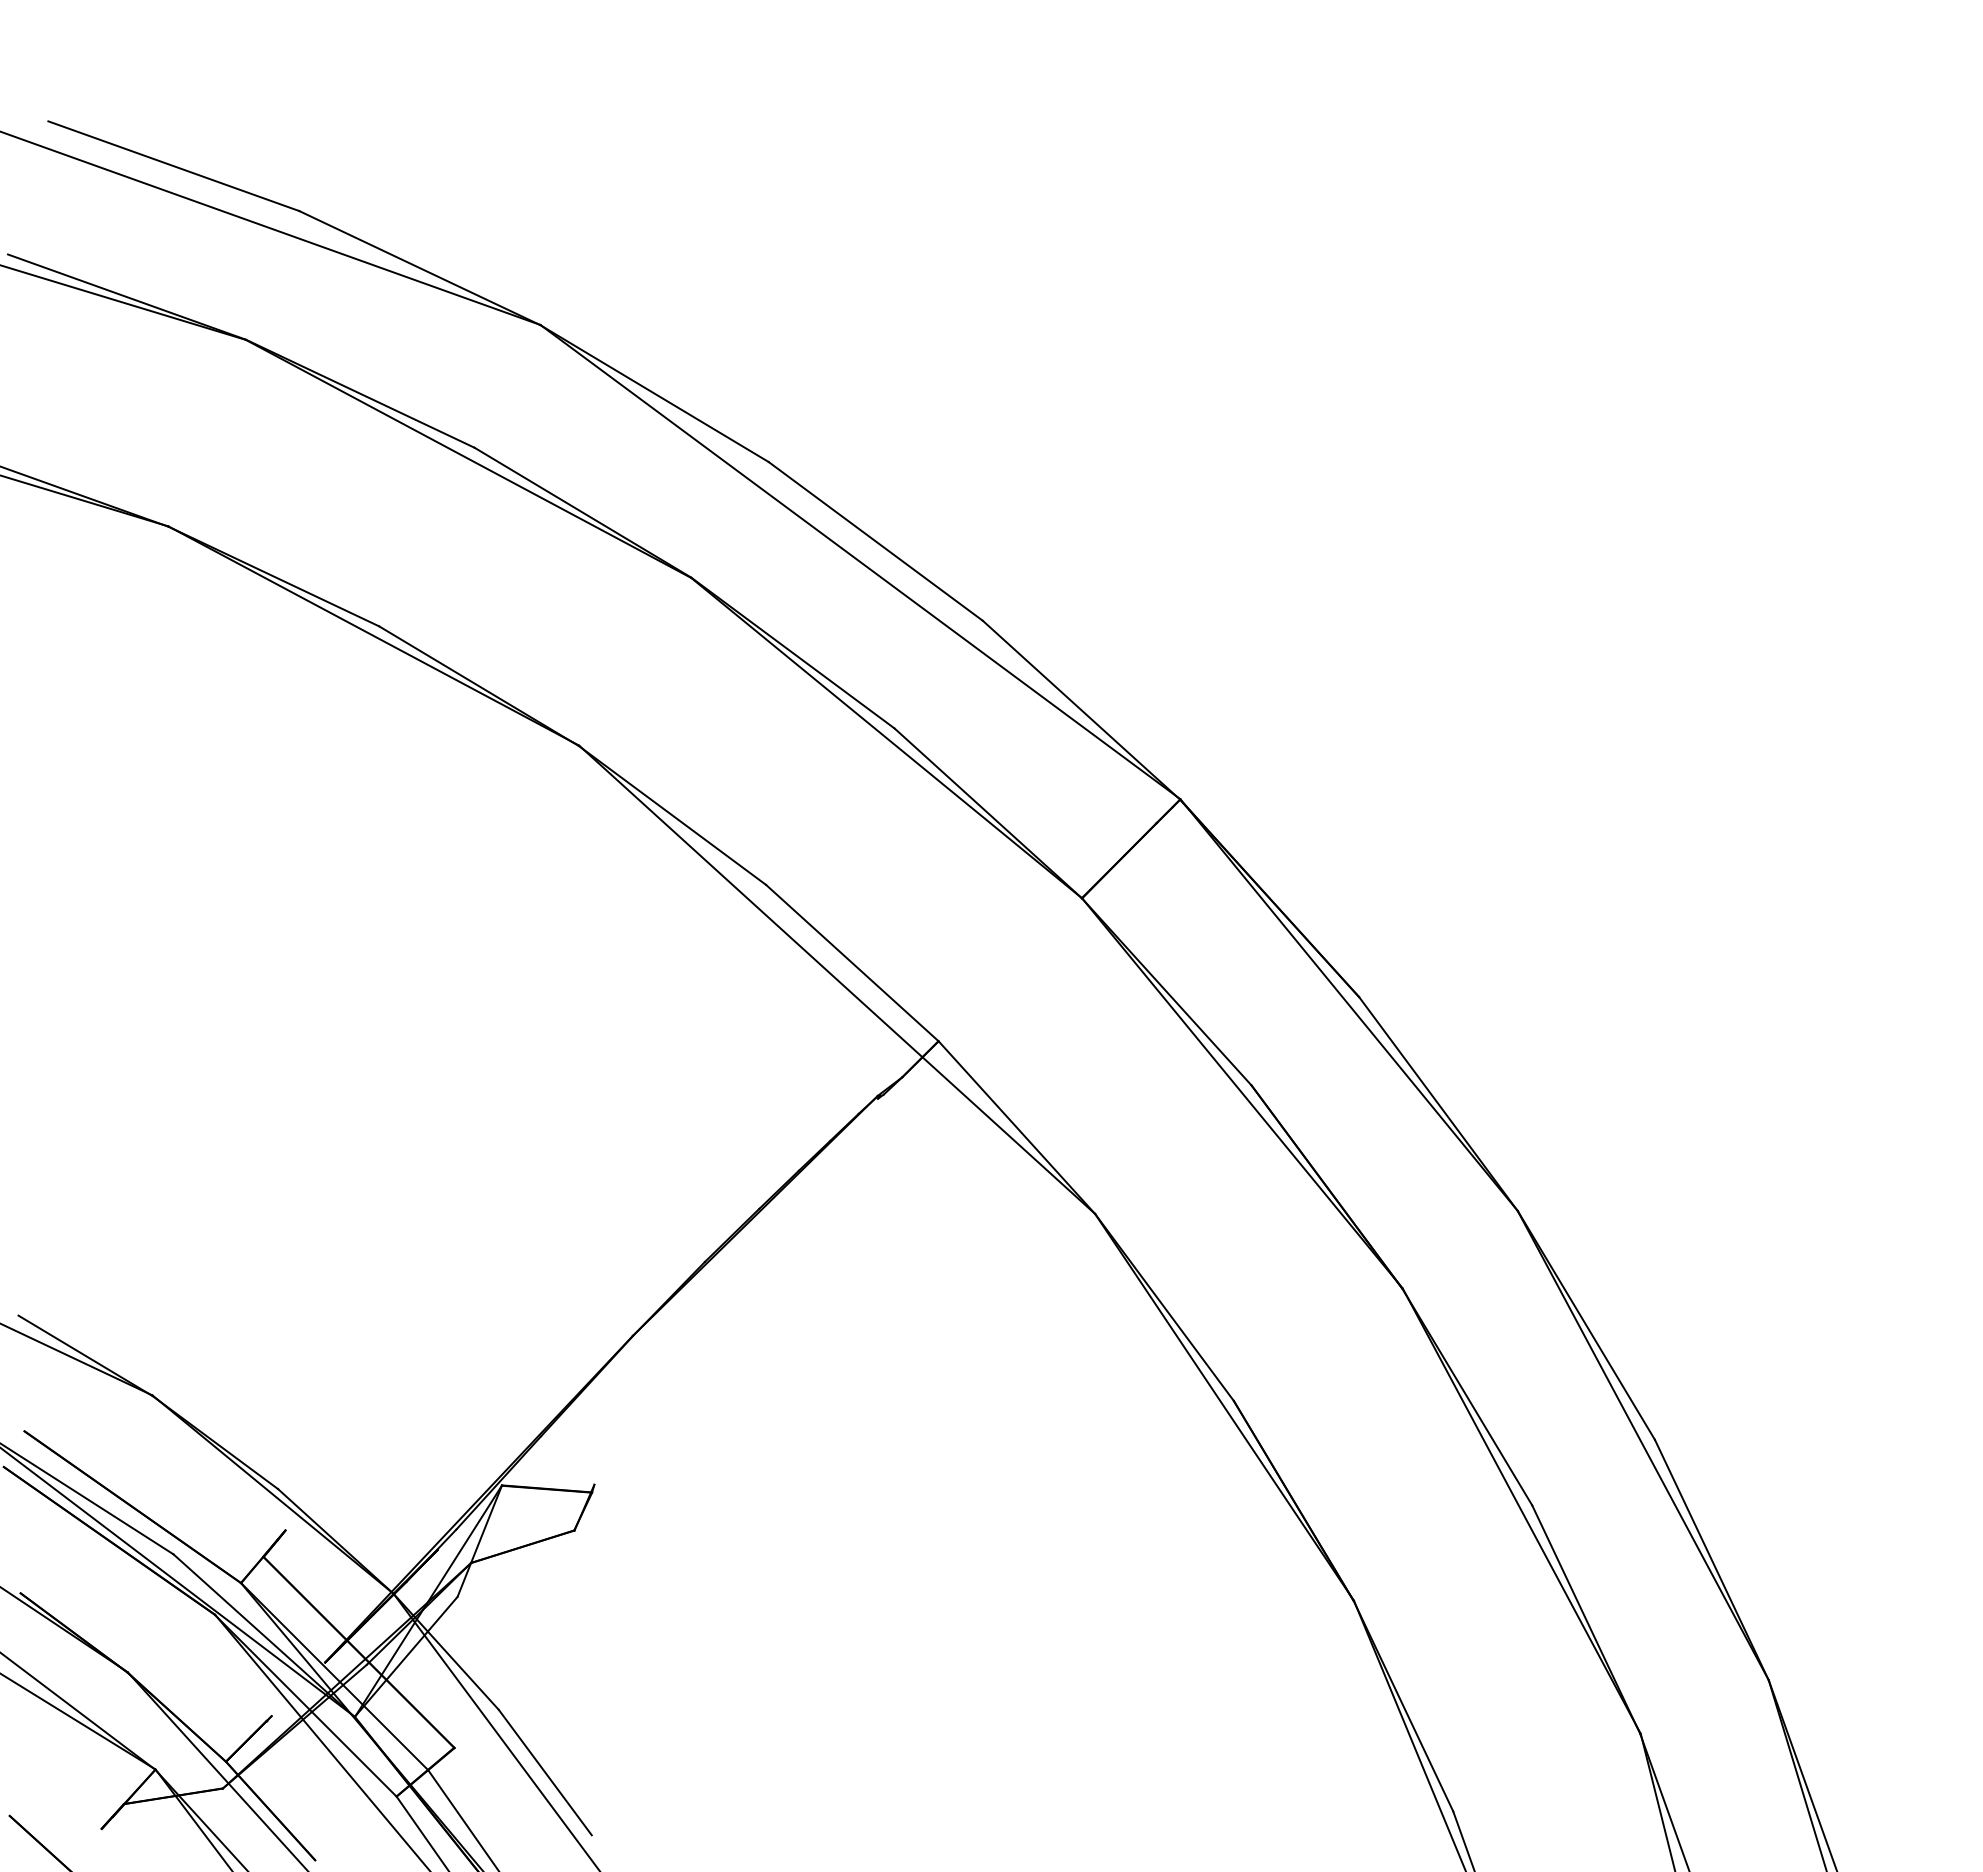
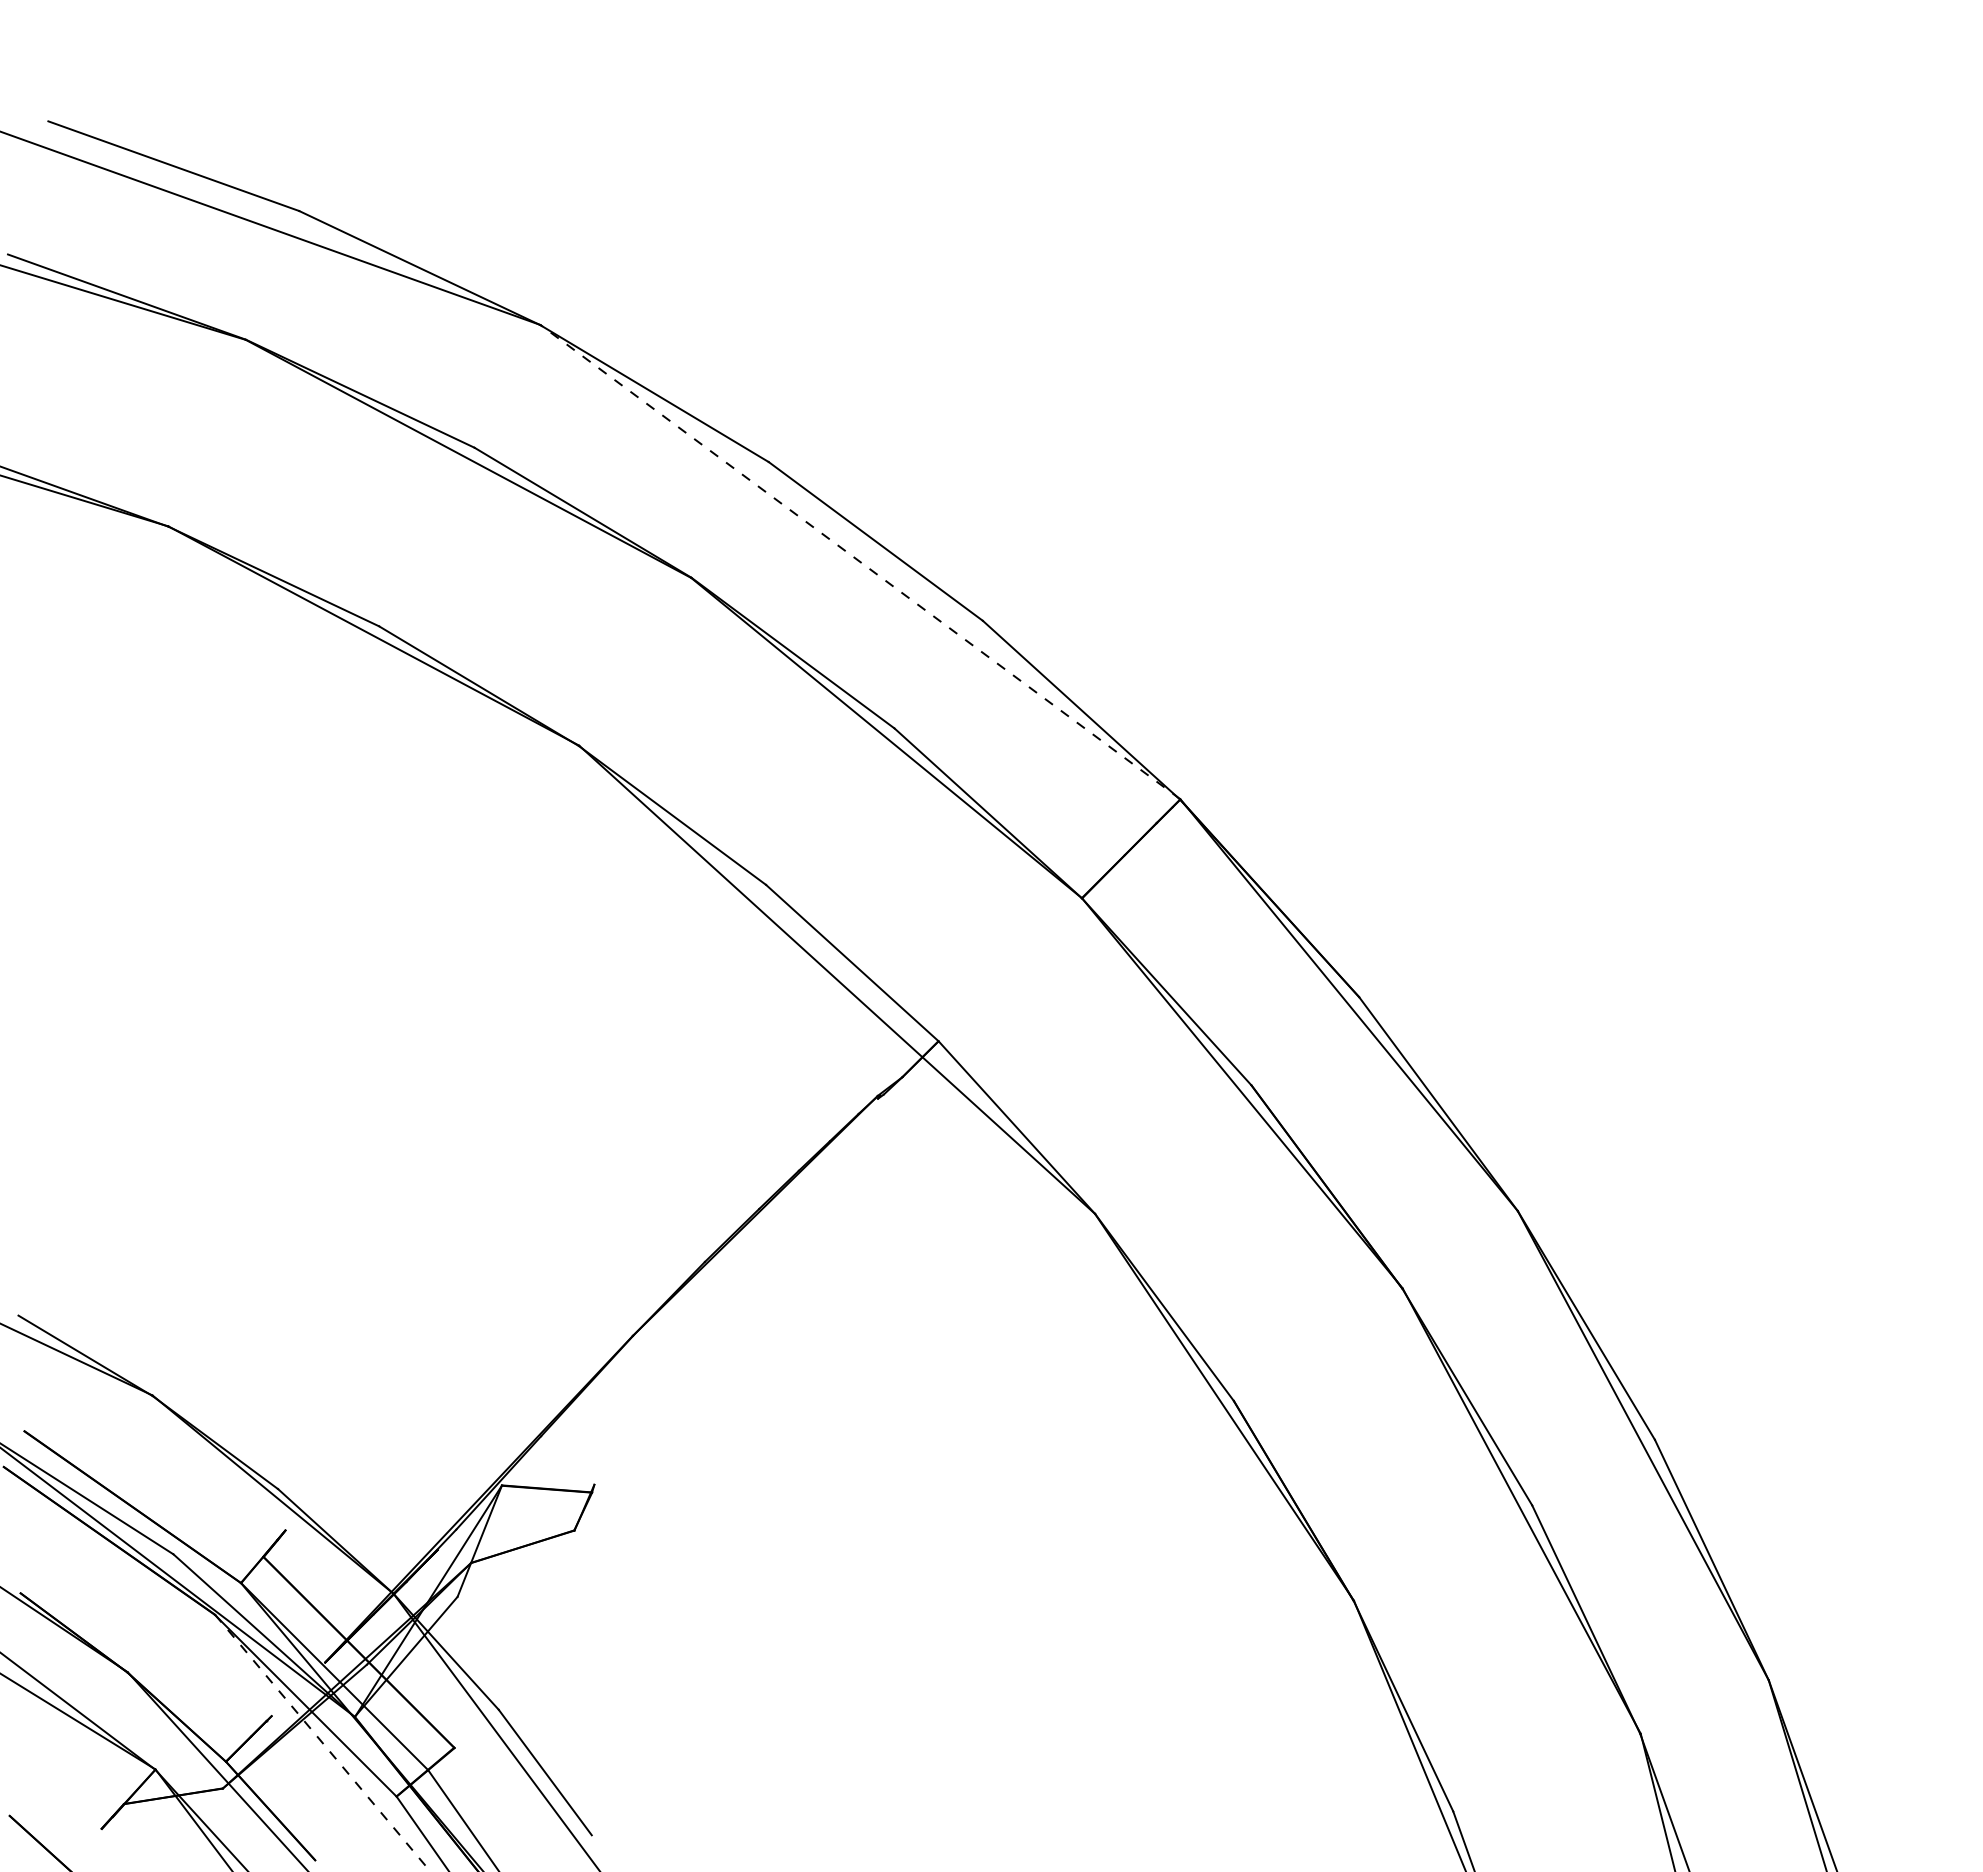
line: solid -> dashed (860, 561)
line: solid -> dashed (322, 1743)
